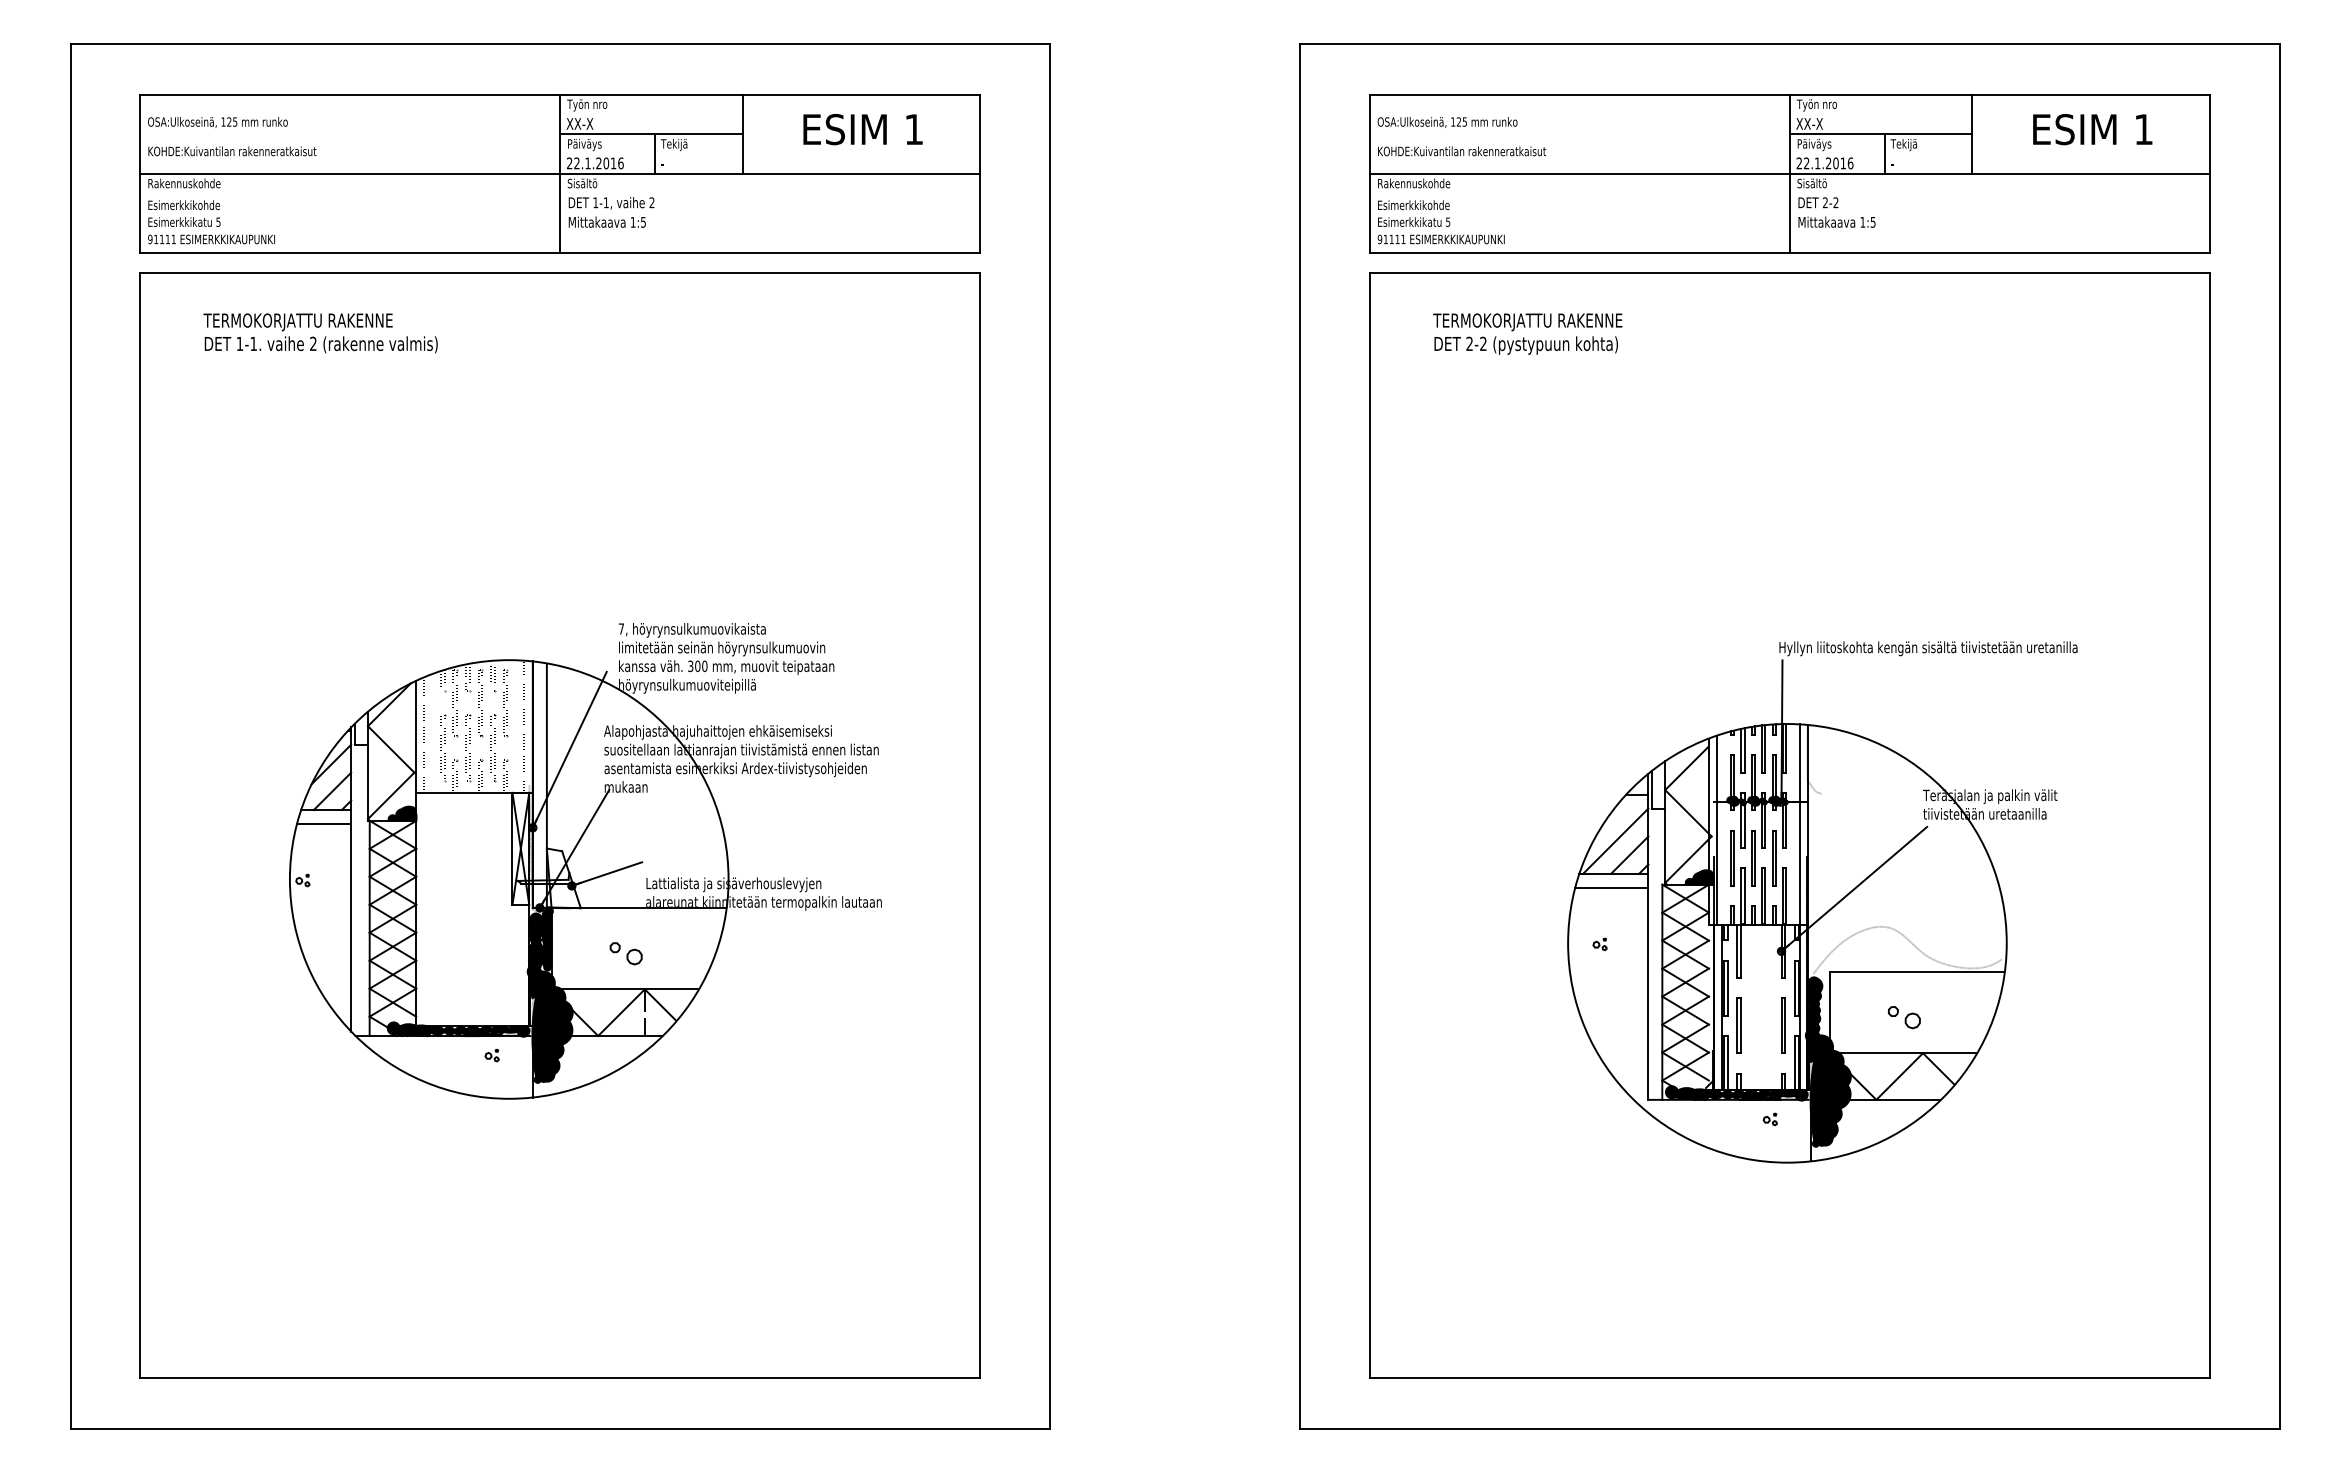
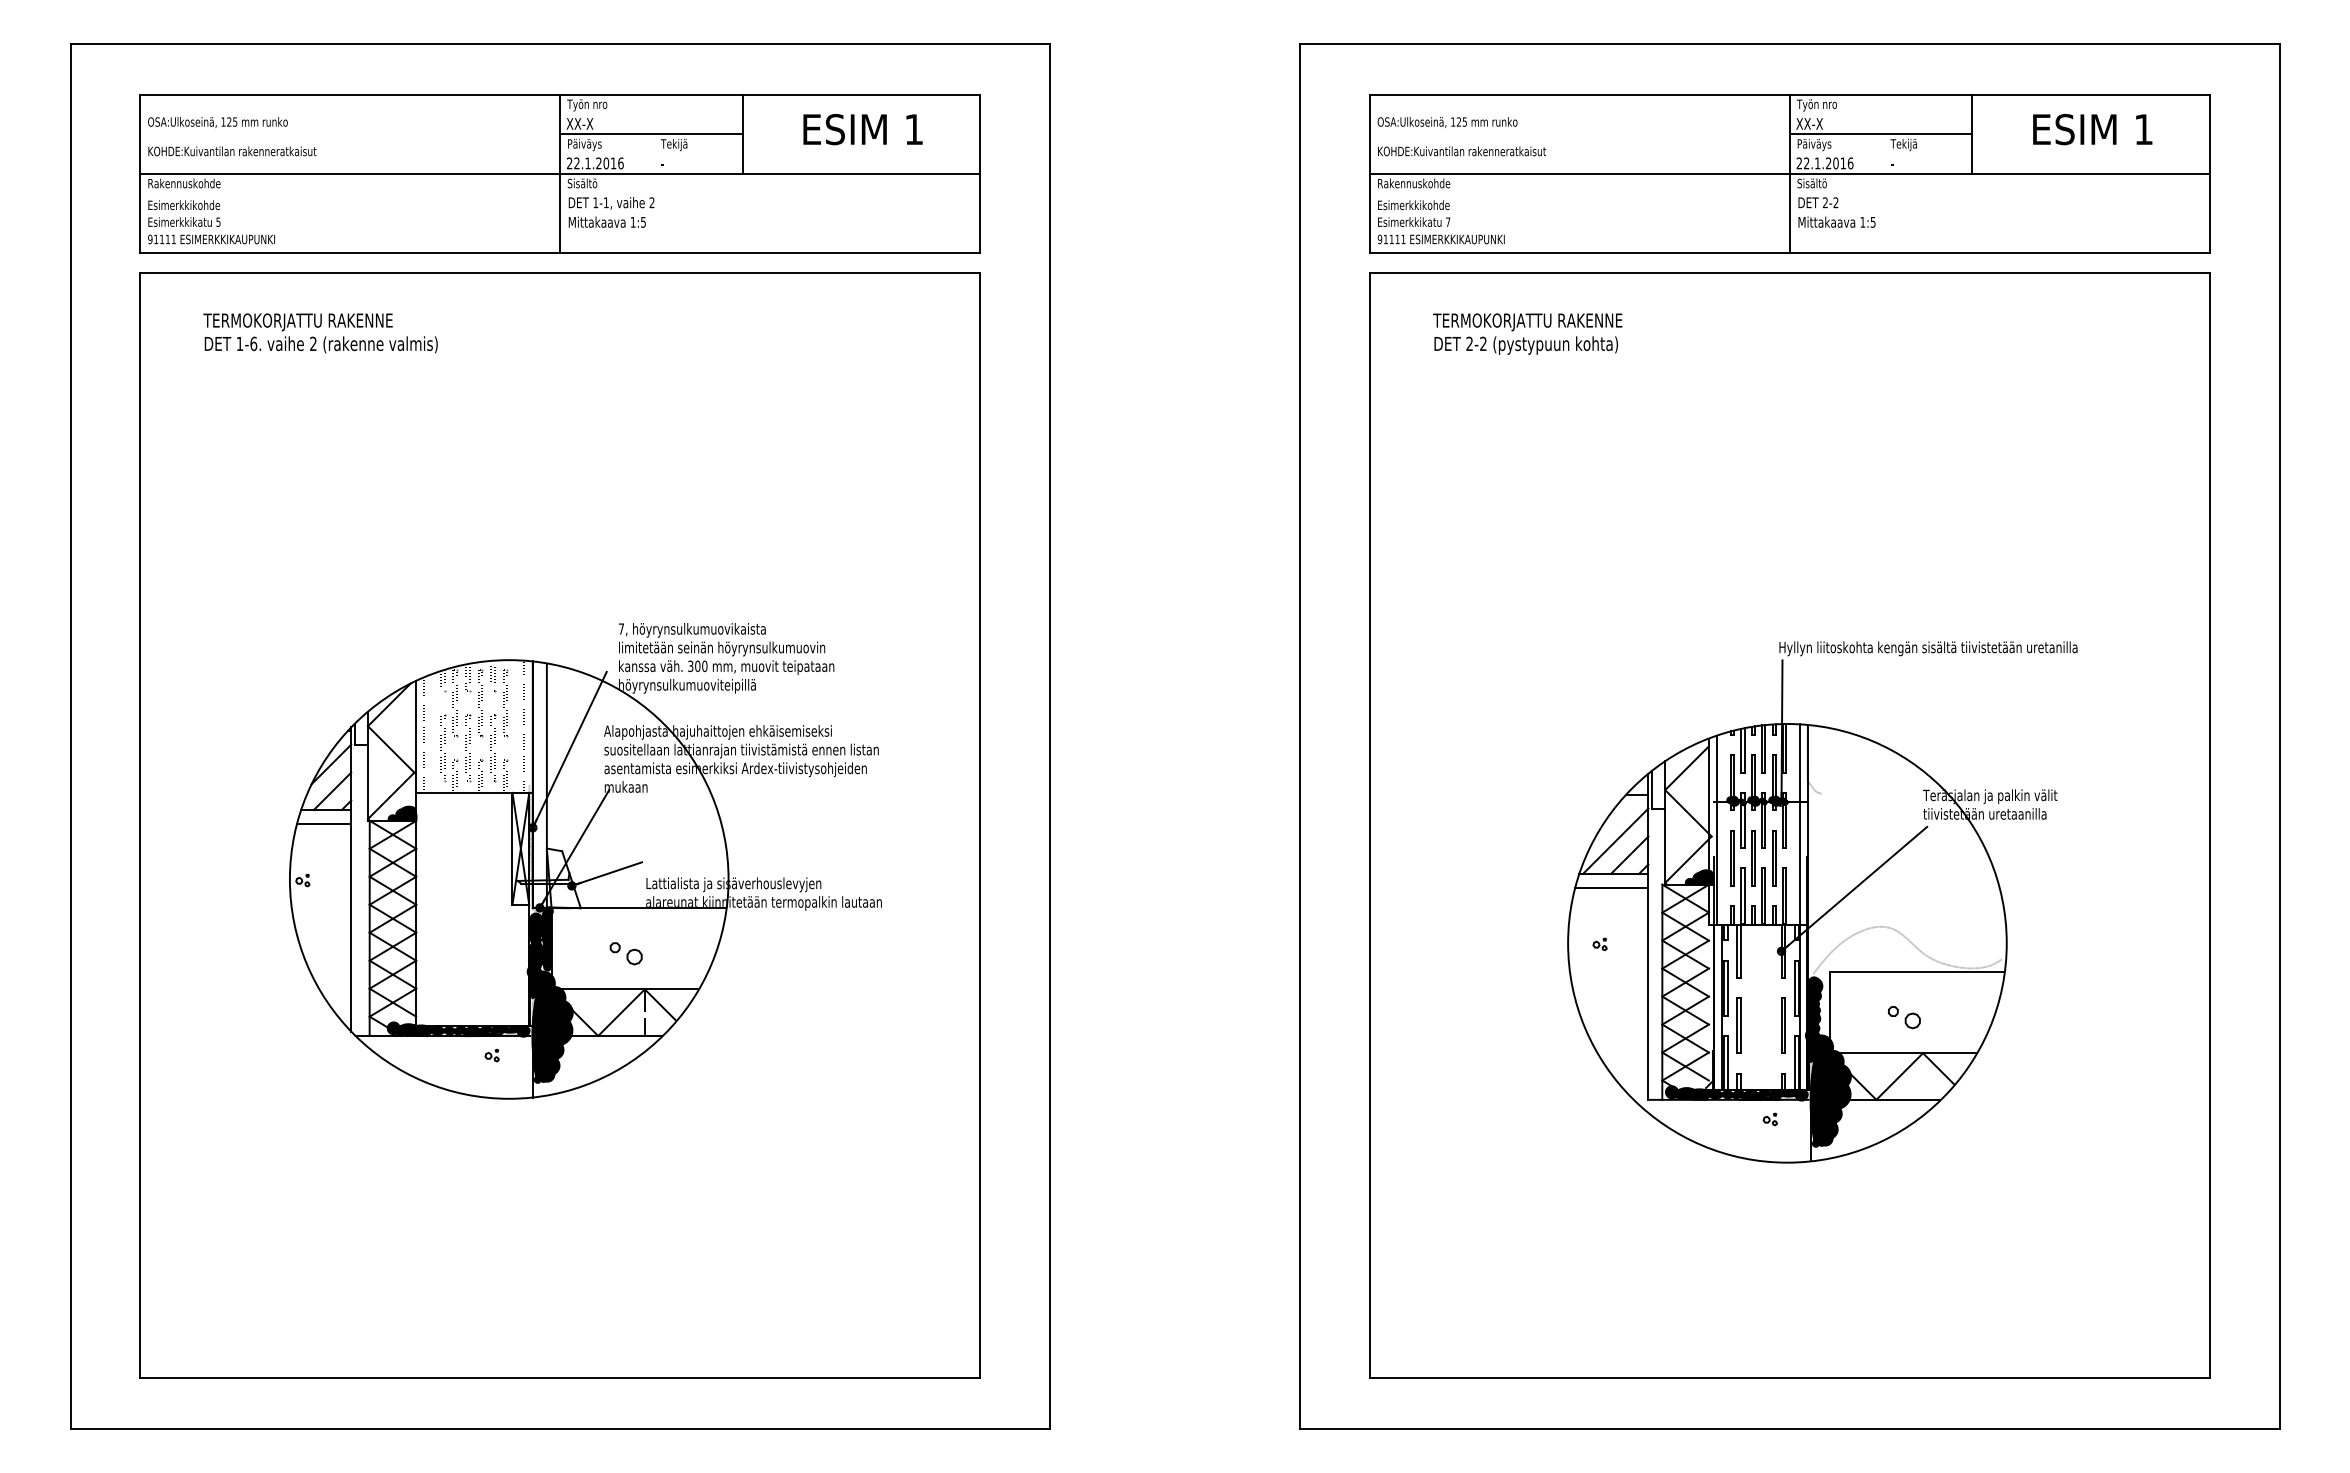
line: present -> none (654, 153)
line: present -> none (1884, 153)
text: 5 -> 7 (1448, 221)
text: 1-1. -> 1-6. (253, 343)
